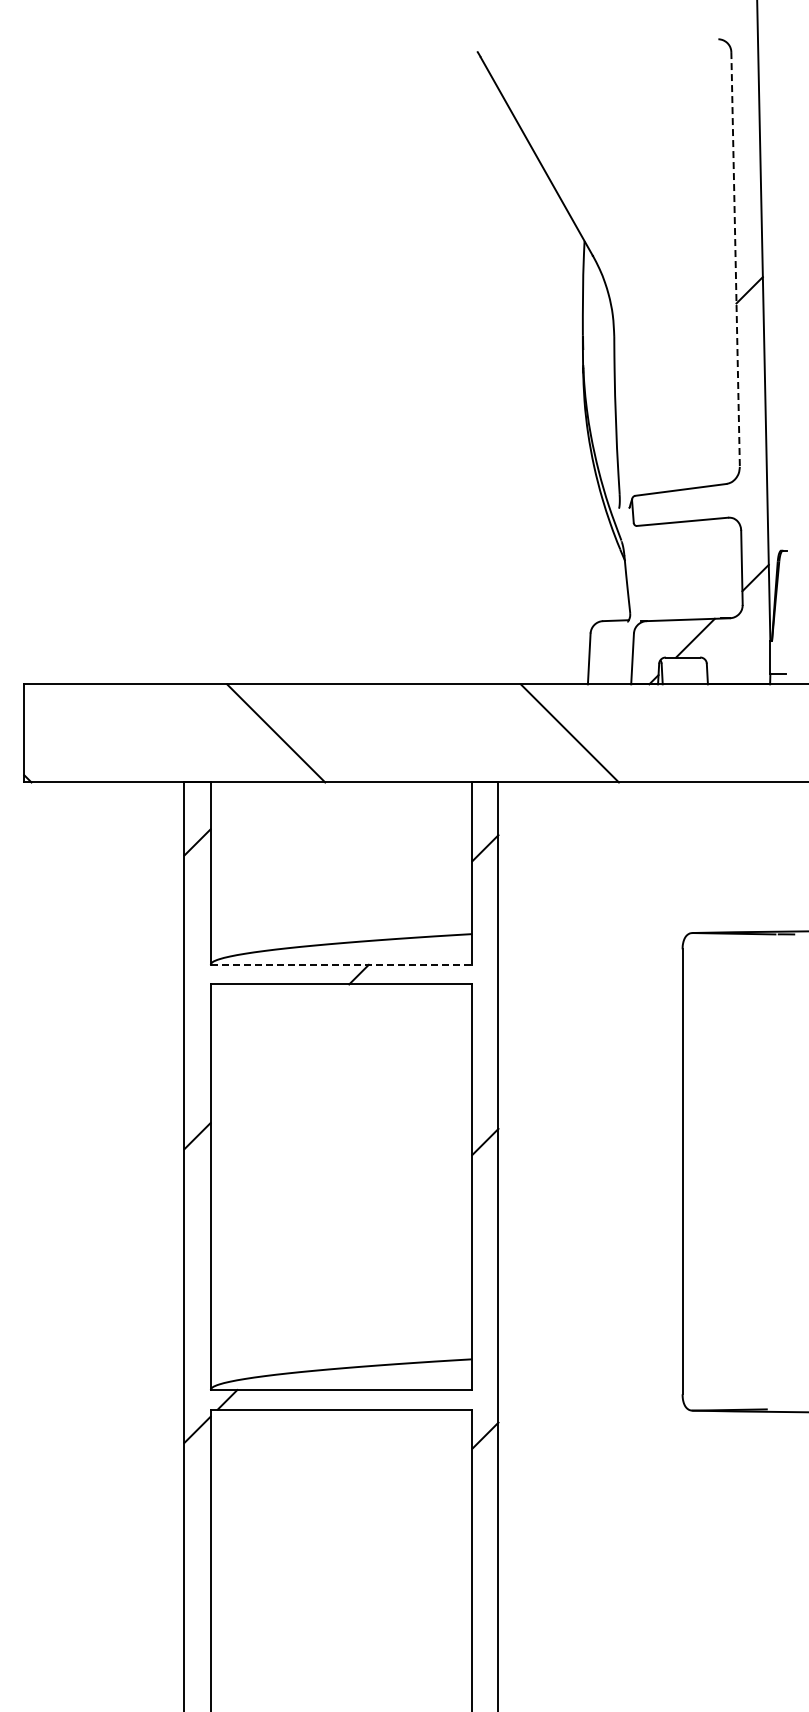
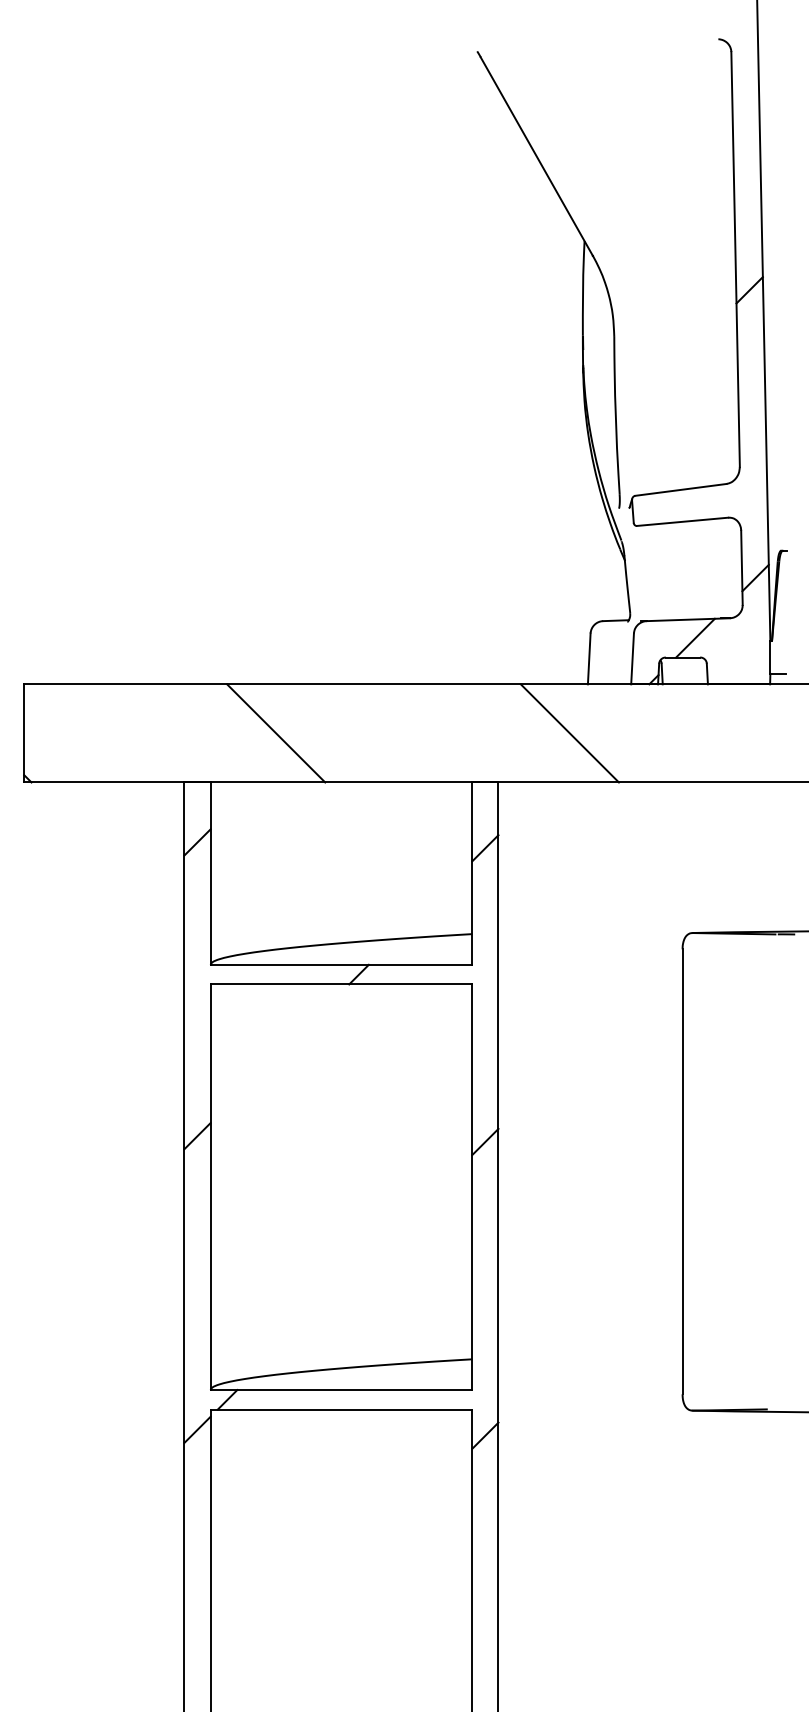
line: dashed -> solid (735, 259)
line: dashed -> solid (341, 964)
